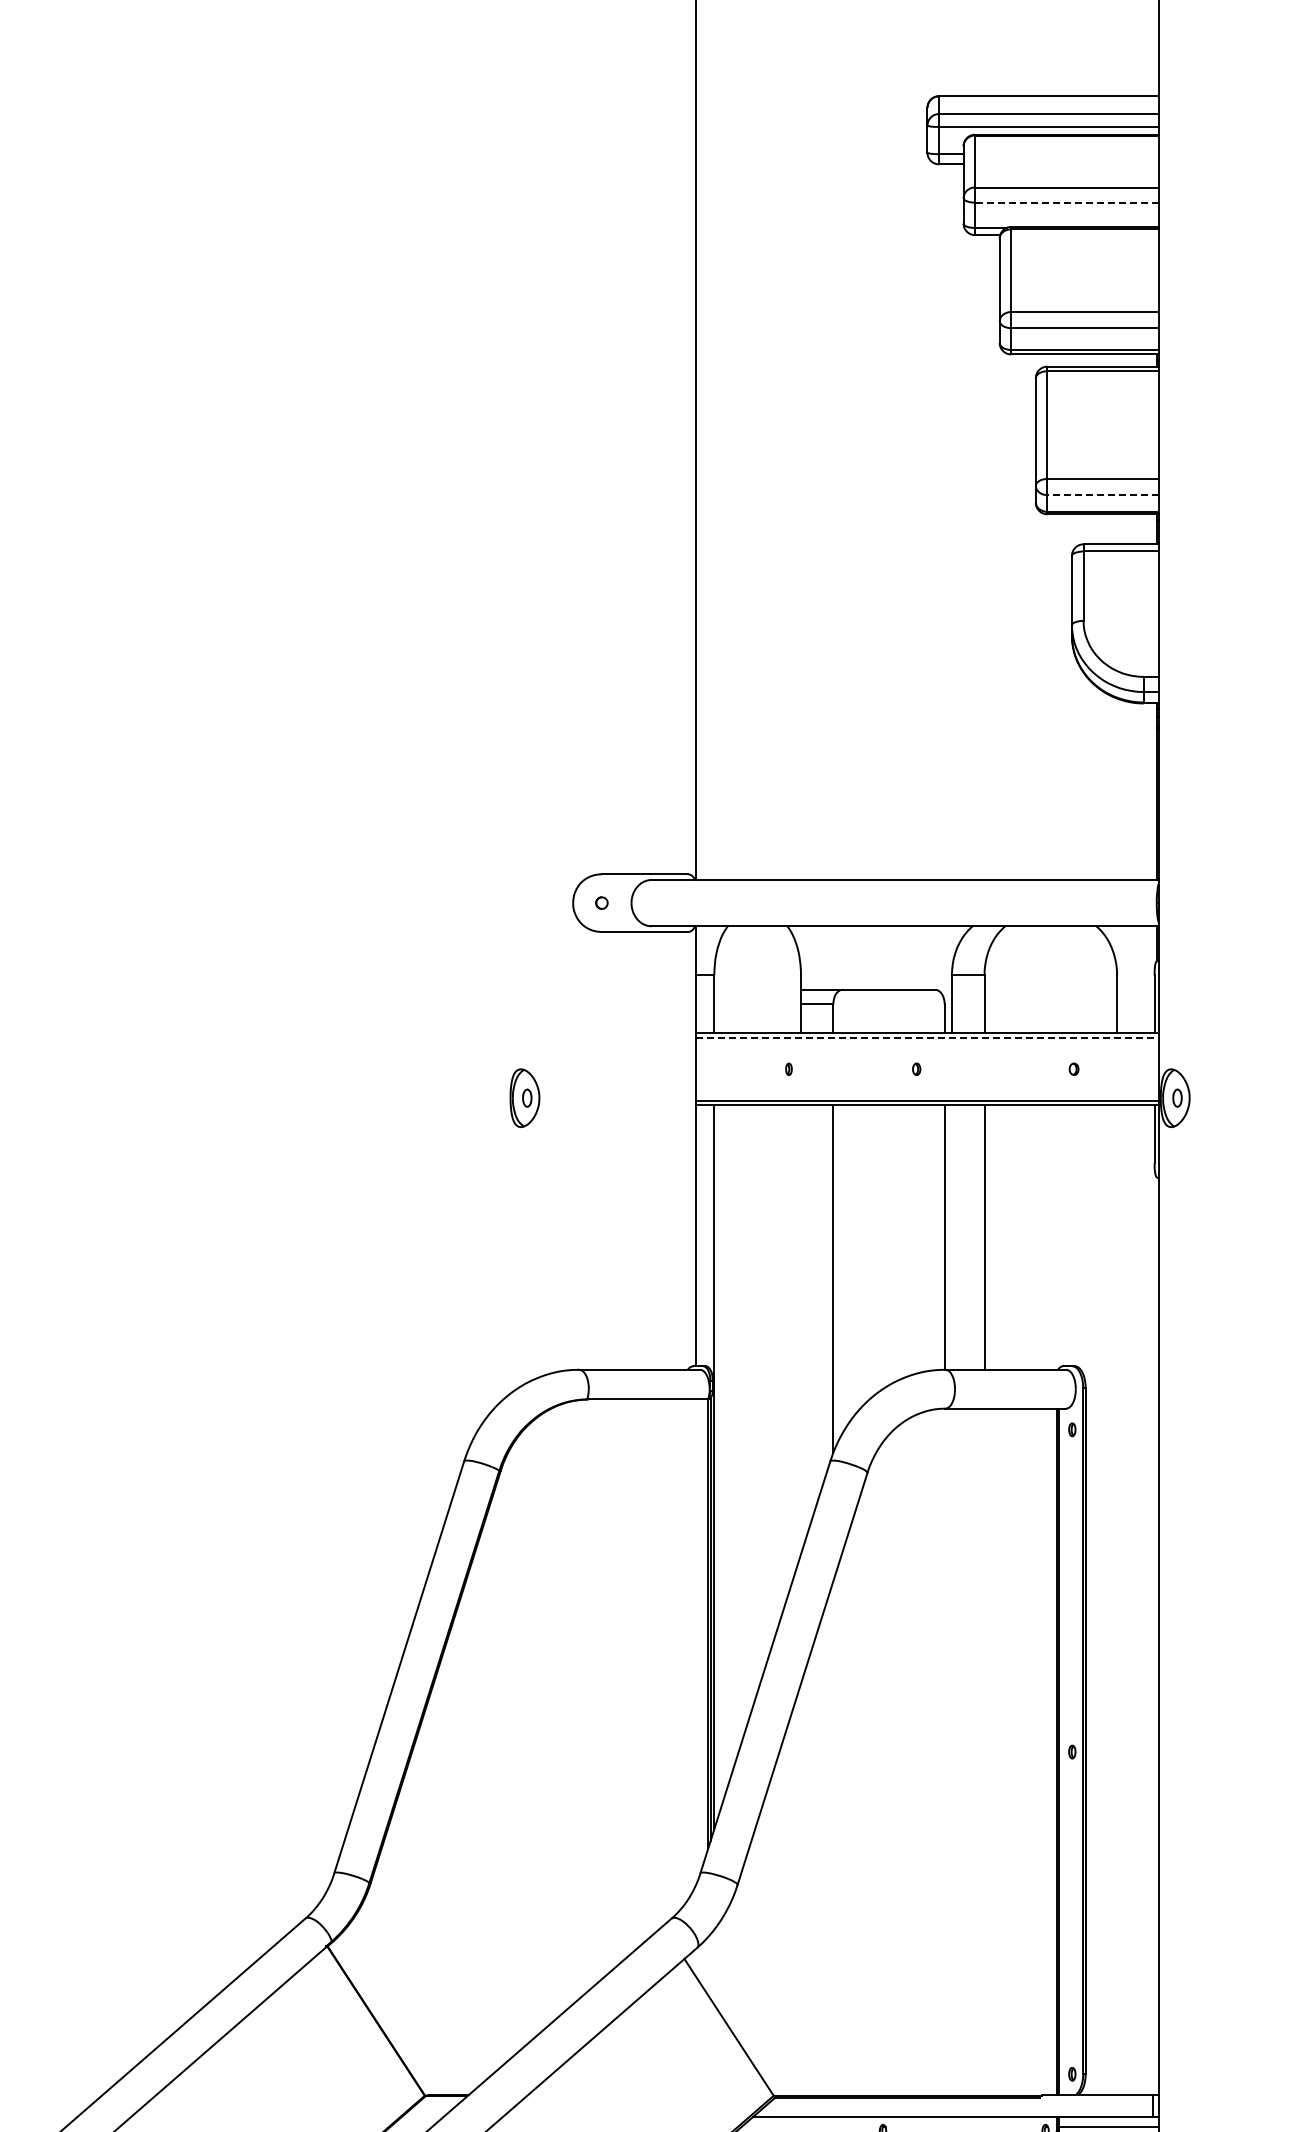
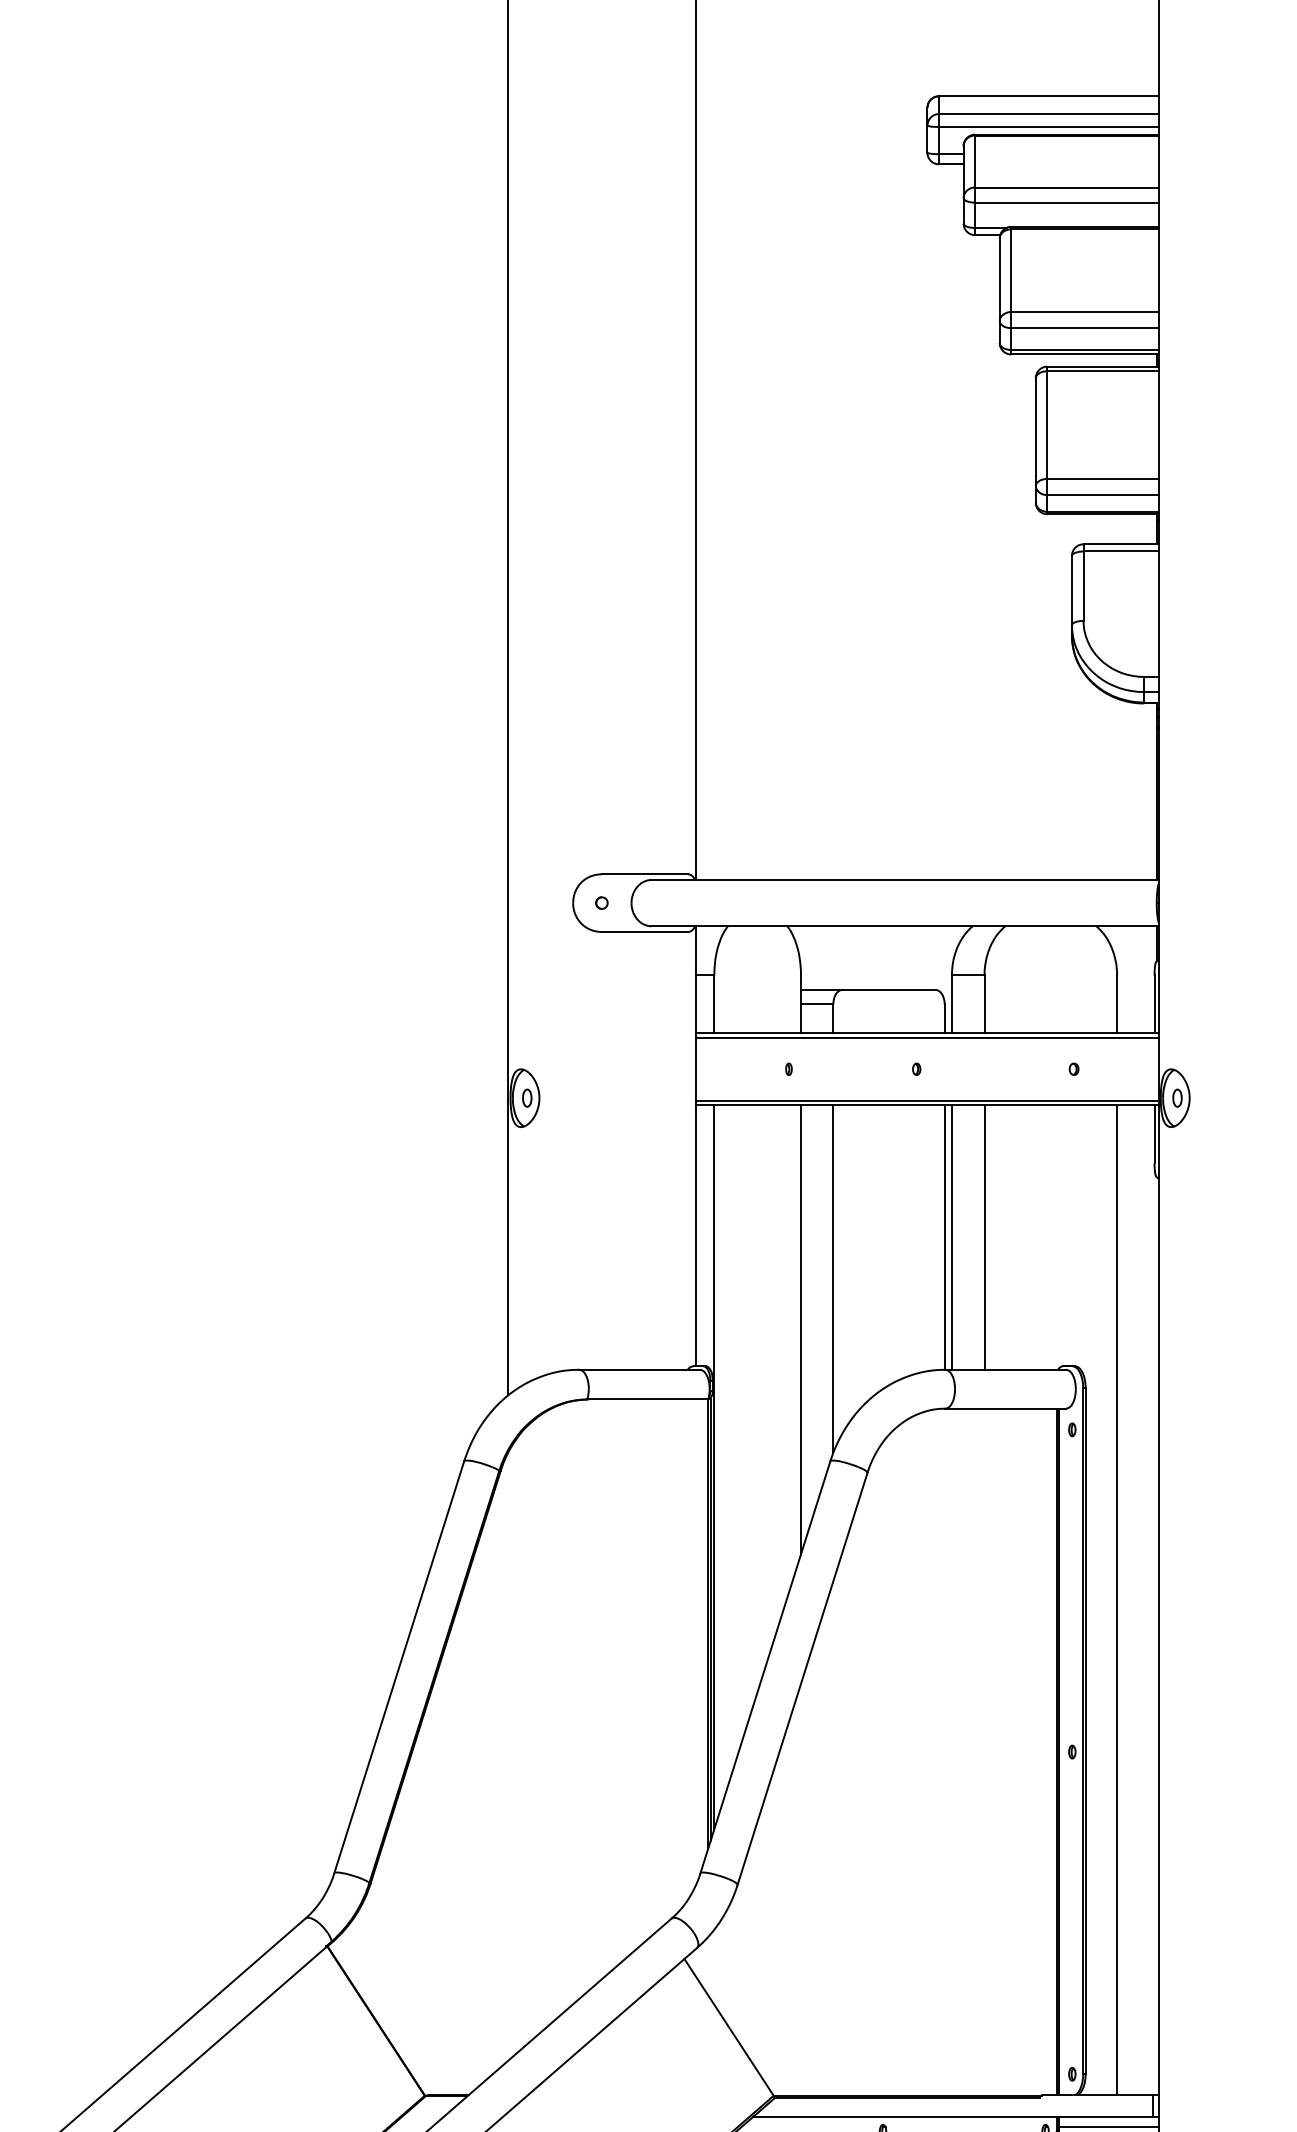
line: dashed -> solid (1066, 202)
line: dashed -> solid (1103, 495)
line: none -> present (508, 698)
line: dashed -> solid (927, 1037)
line: none -> present (951, 1237)
line: none -> present (801, 1329)
line: none -> present (1117, 1600)
